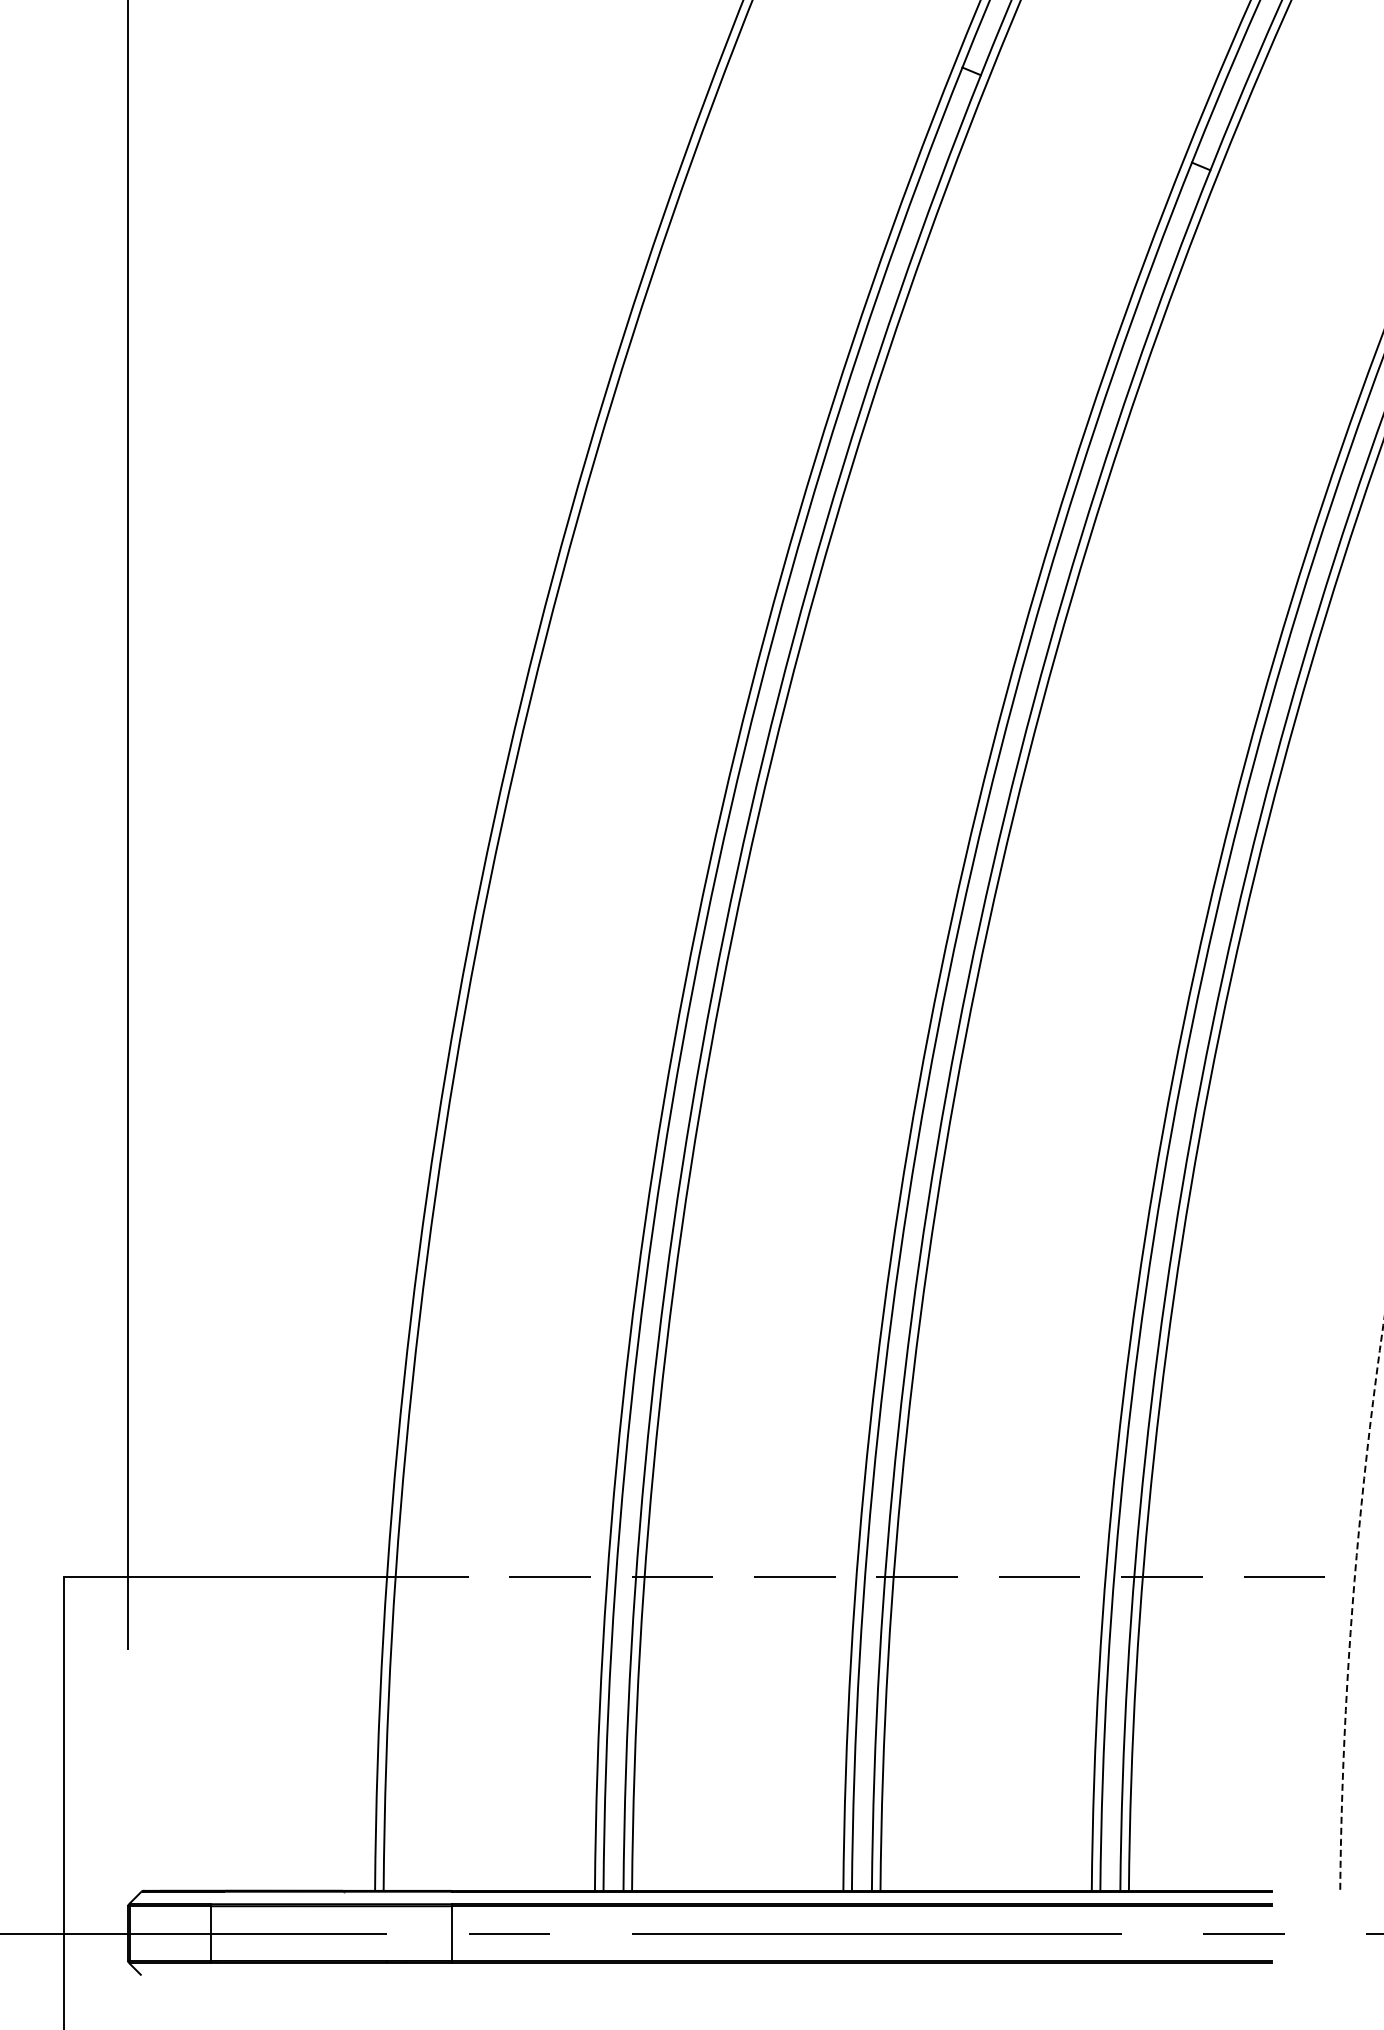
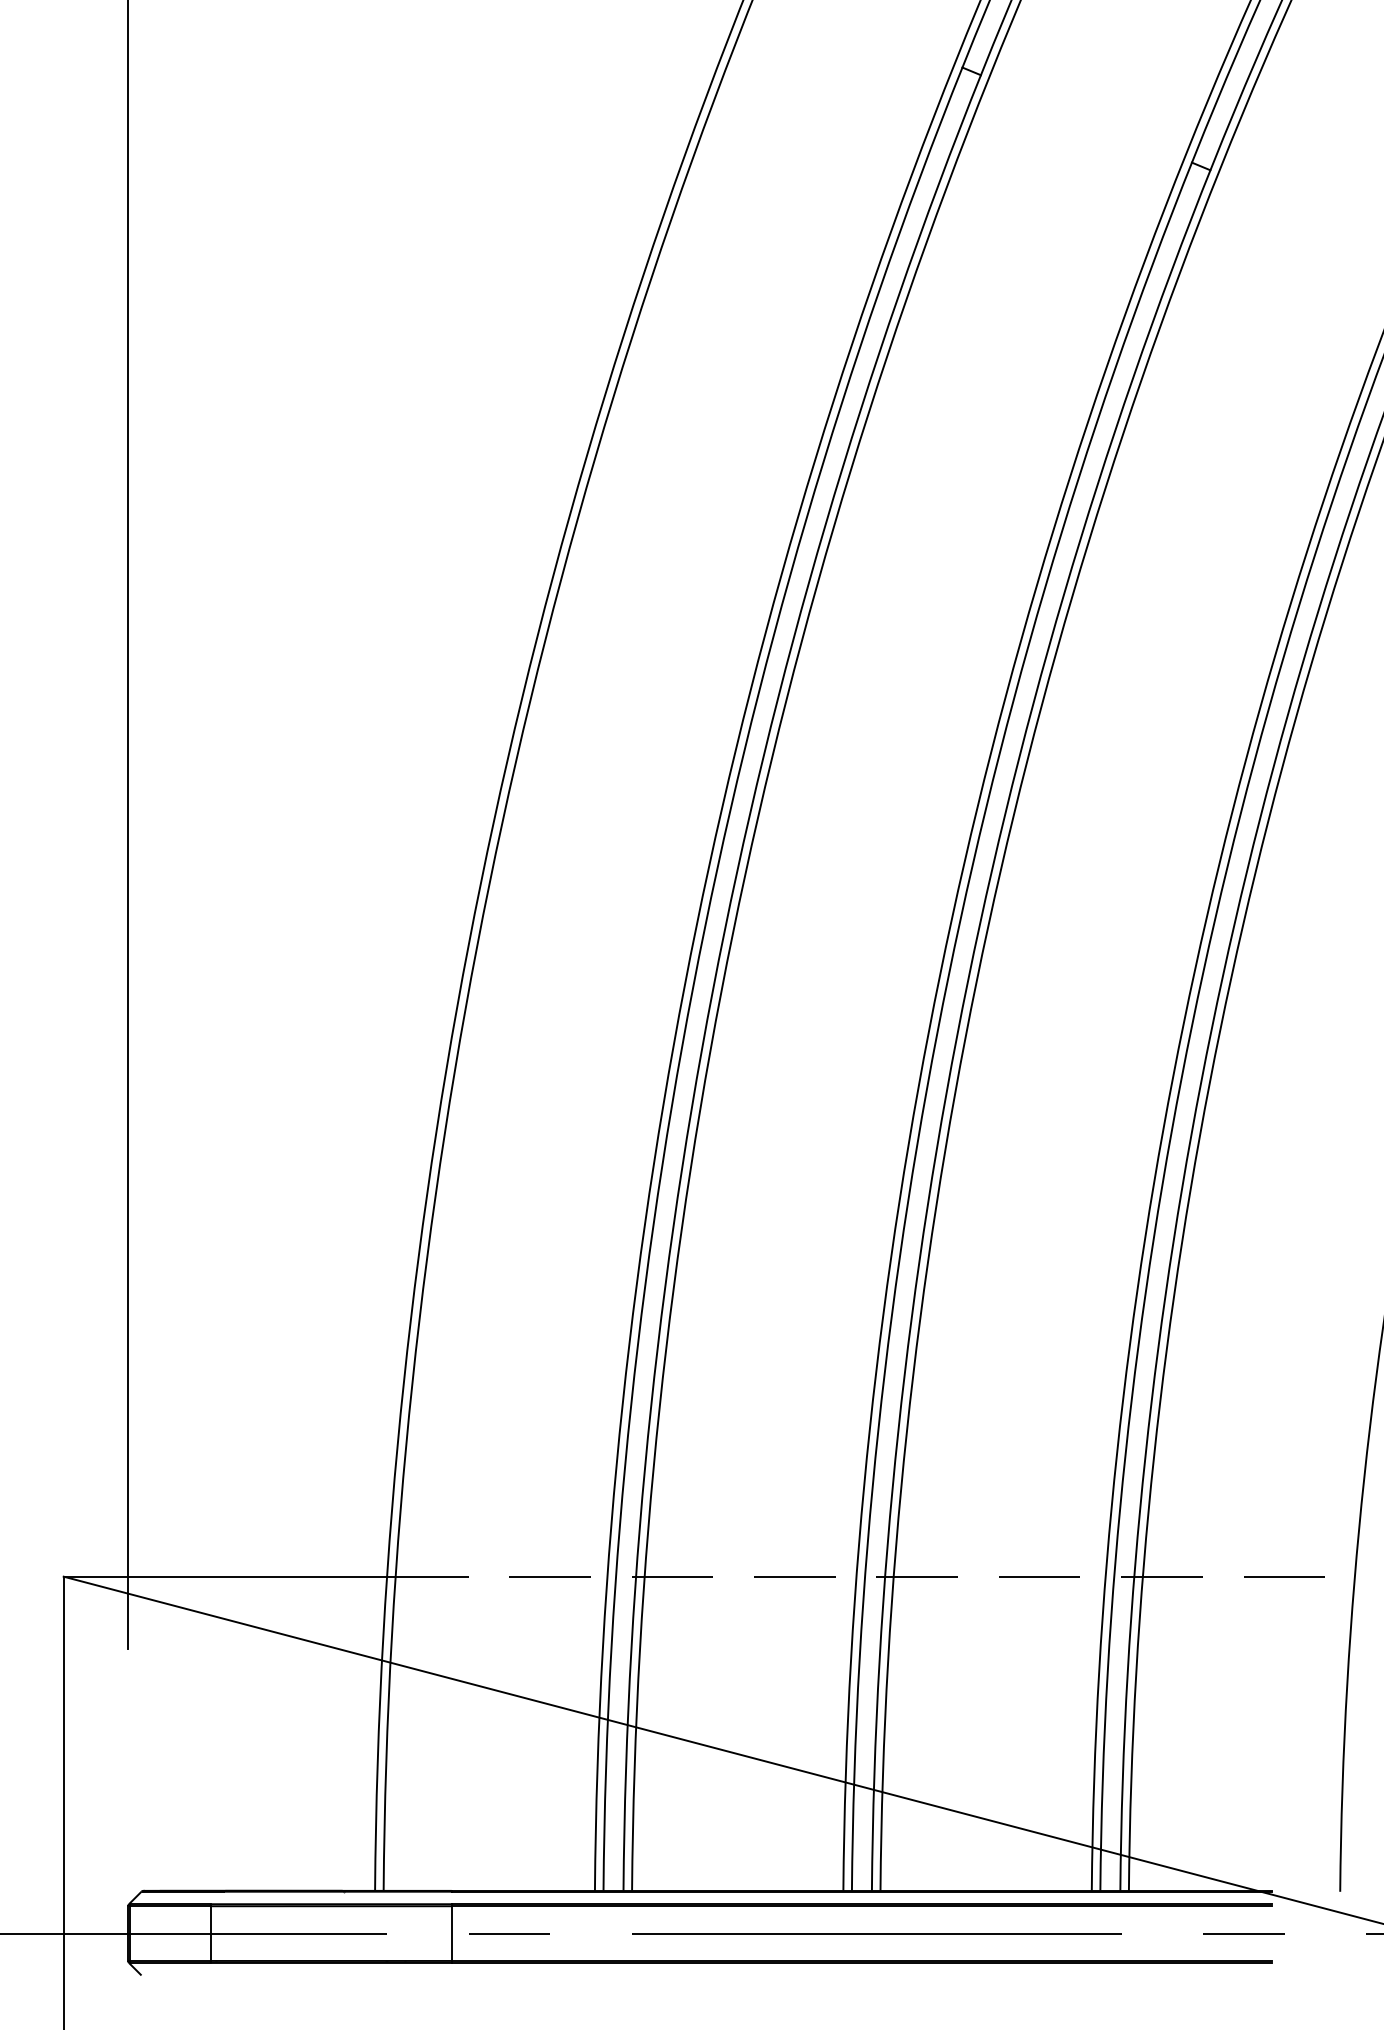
arc: dashed -> solid (1352, 1605)
line: none -> present (721, 1749)
